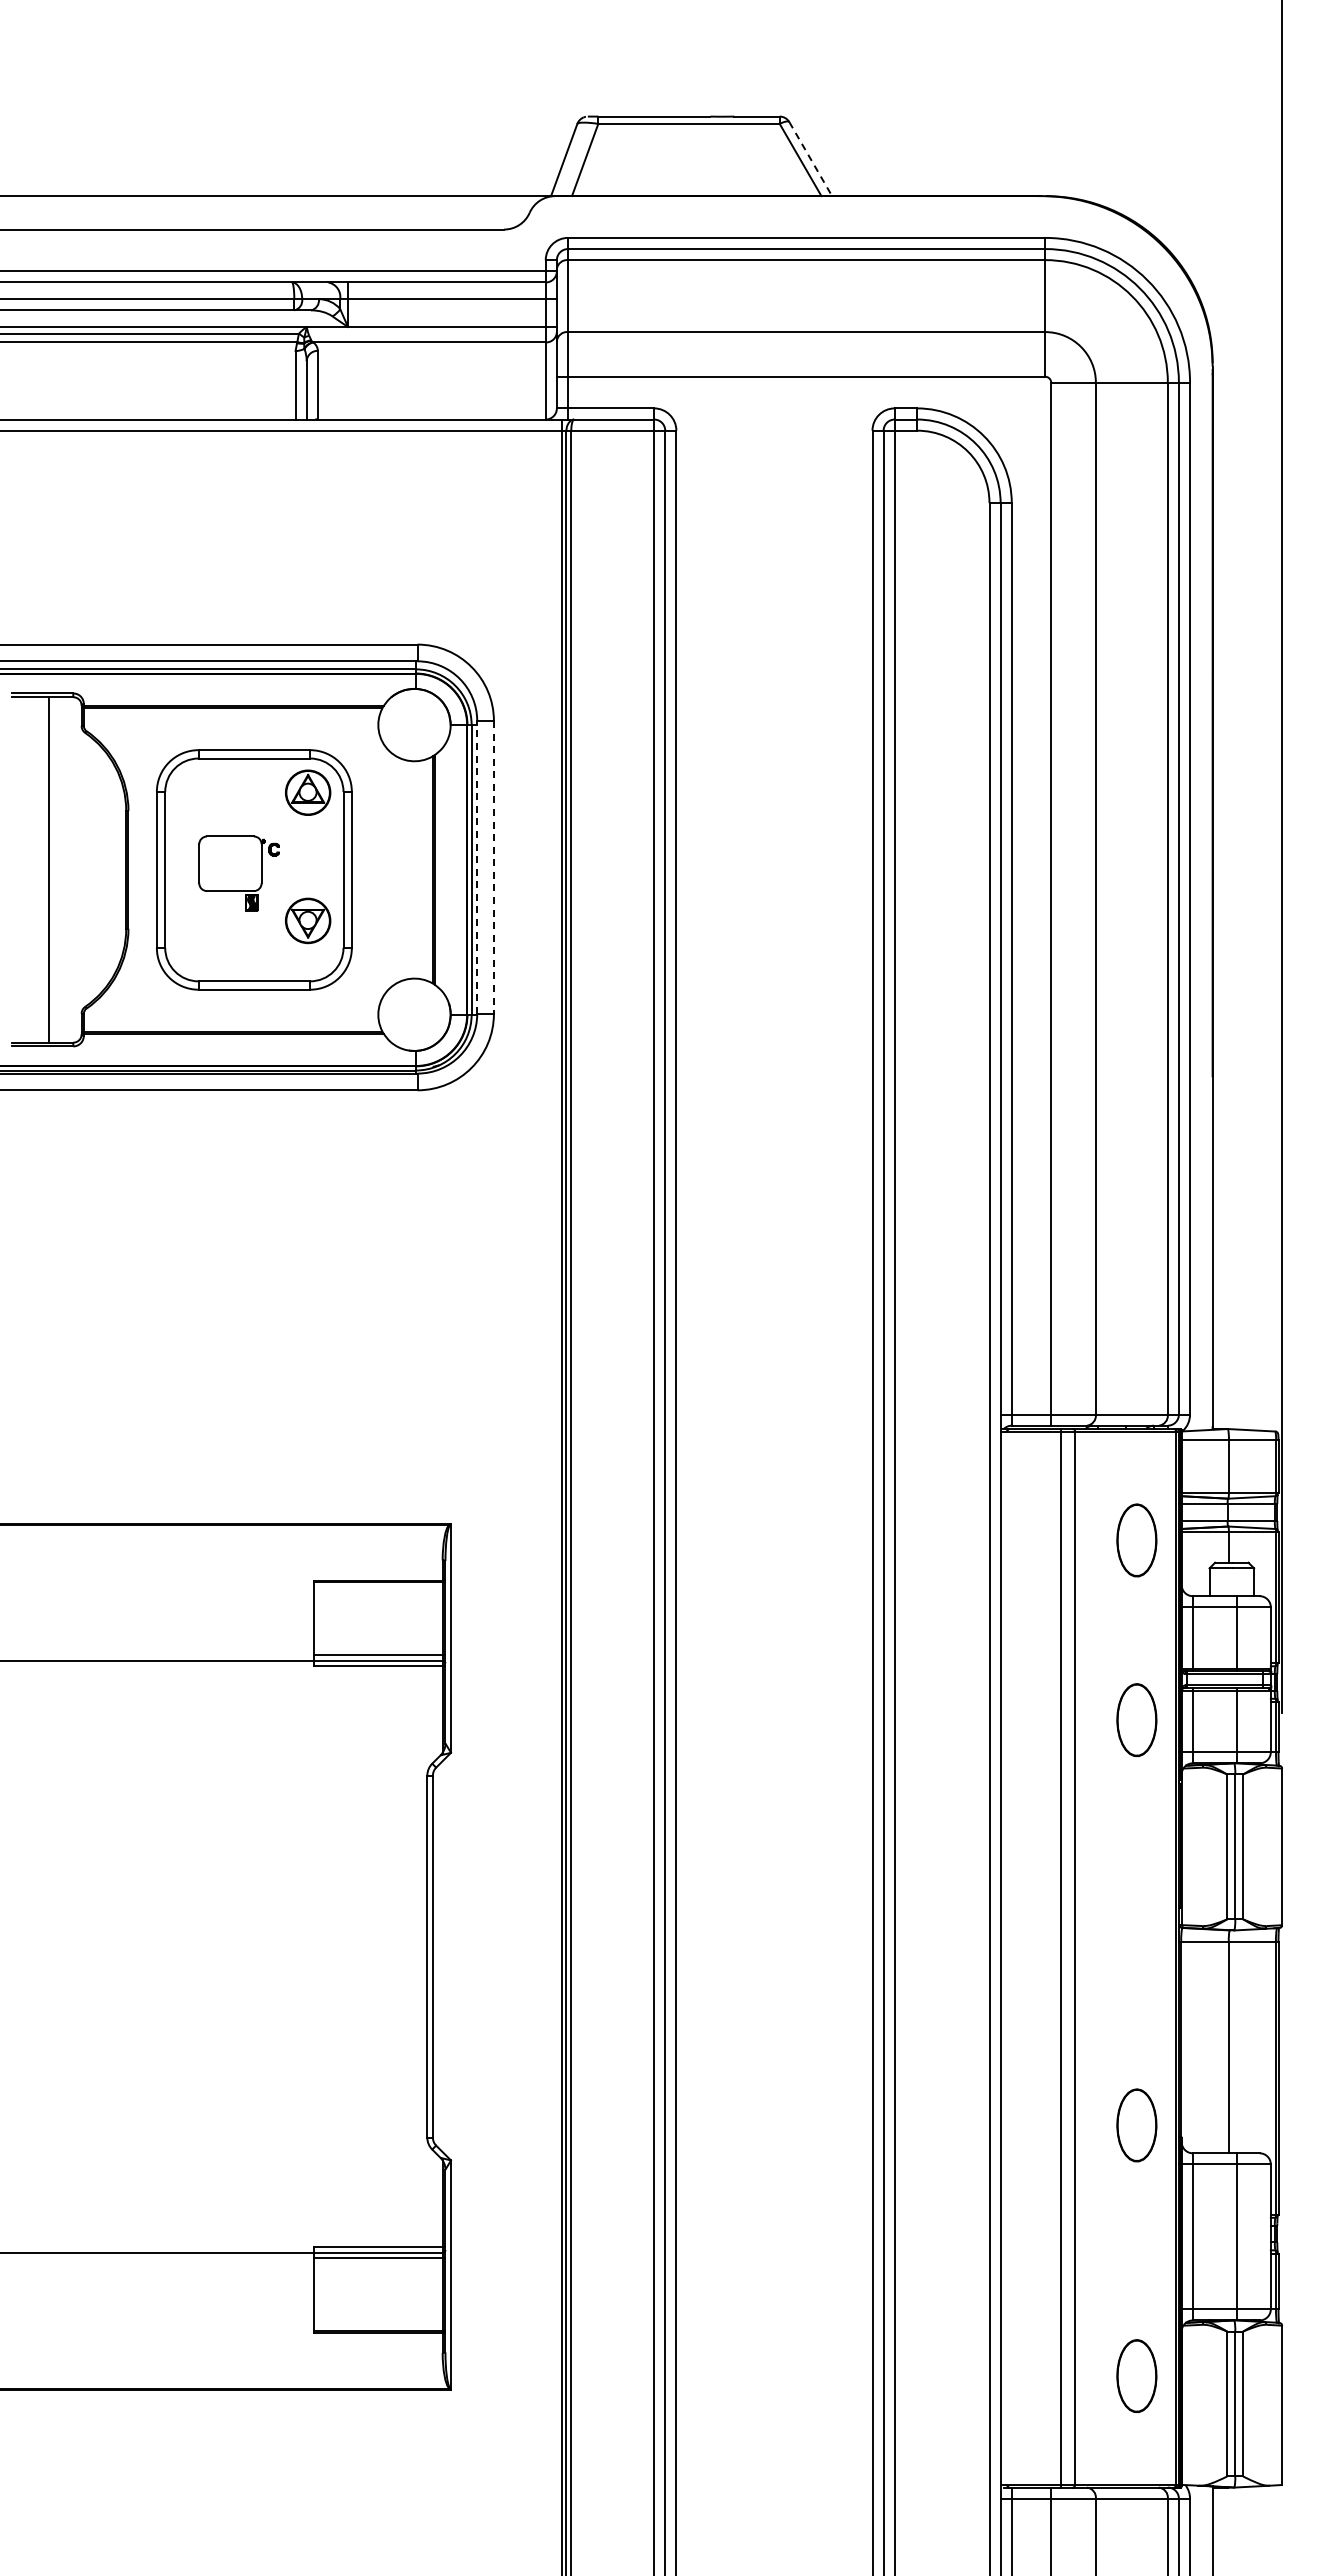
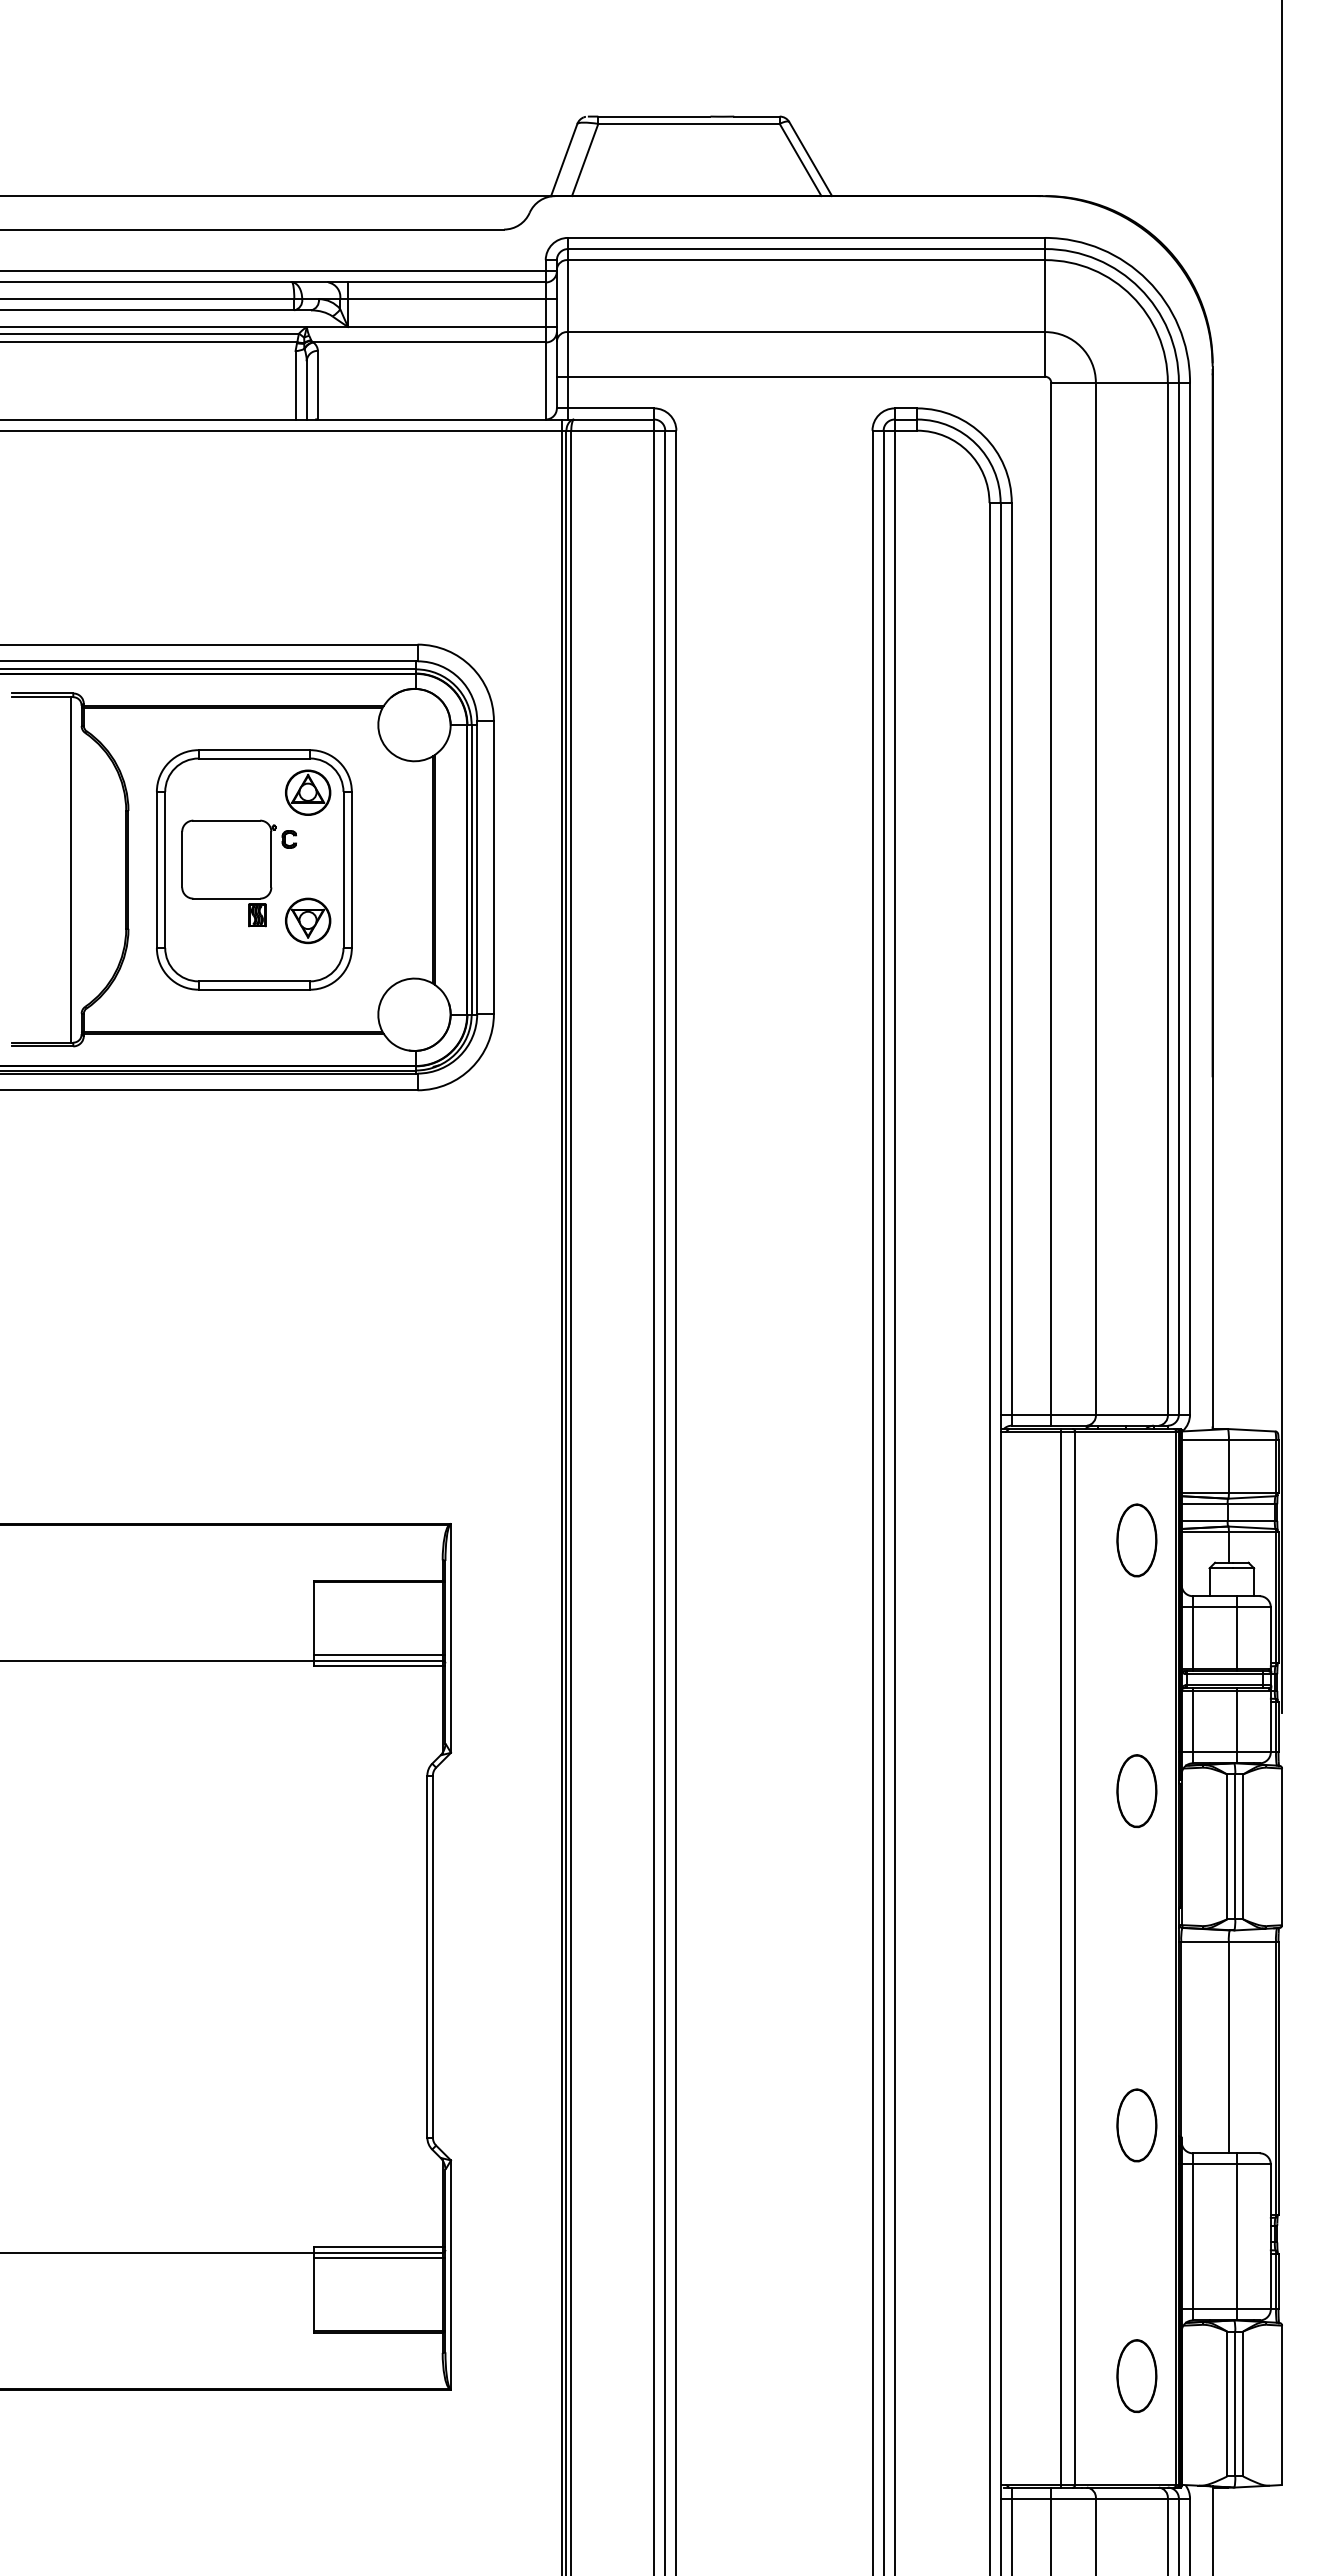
line: dashed -> solid (810, 159)
line: dashed -> solid (477, 867)
line: dashed -> solid (493, 867)
line position: (48, 869) -> (70, 869) (70, 869)
part size: 82x77 px -> 116x109 px (238, 873)
part position: (1136, 1720) -> (1136, 1791) (1136, 1791)
